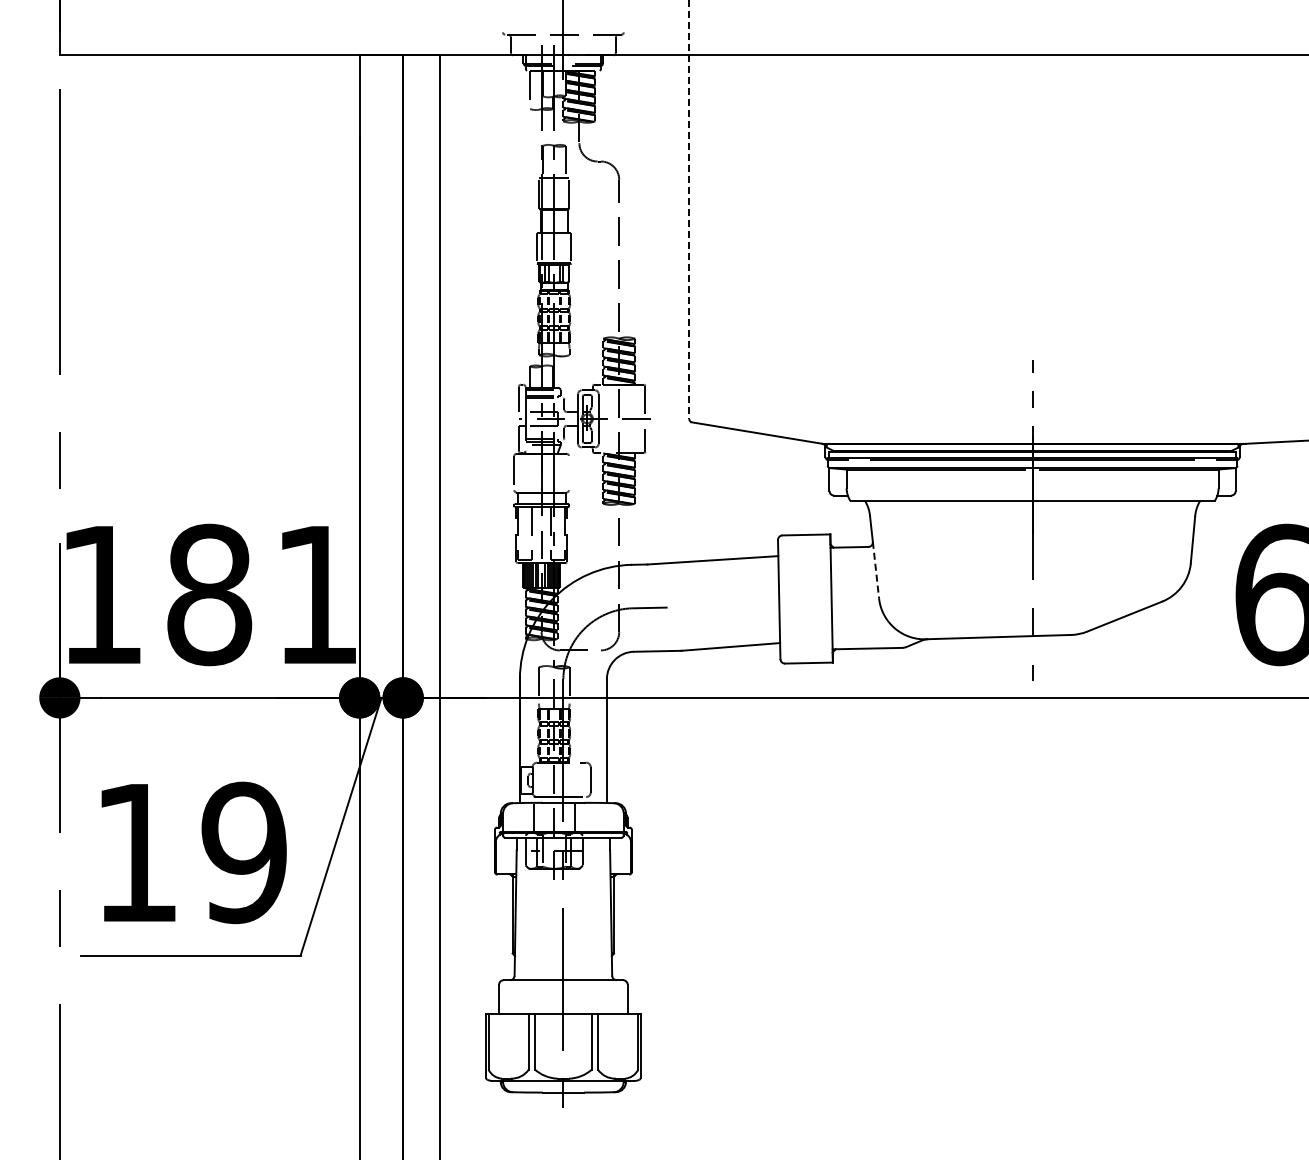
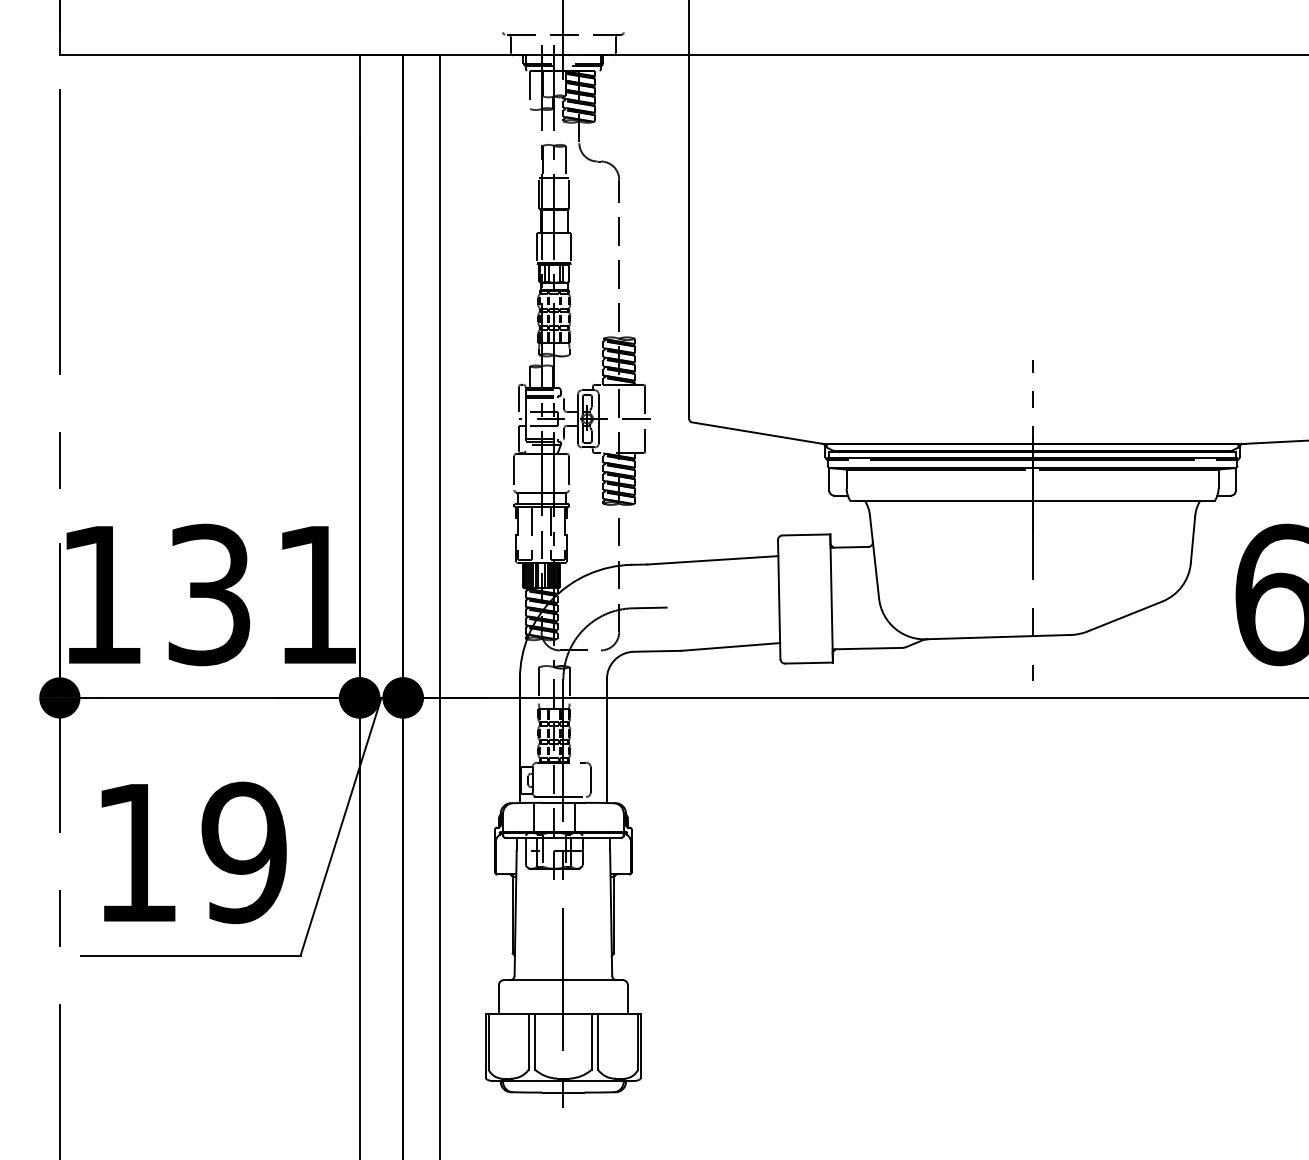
line: dashed -> solid (689, 209)
line: none -> present (568, 473)
line: dashed -> solid (876, 570)
text: 181 -> 131 (209, 594)
